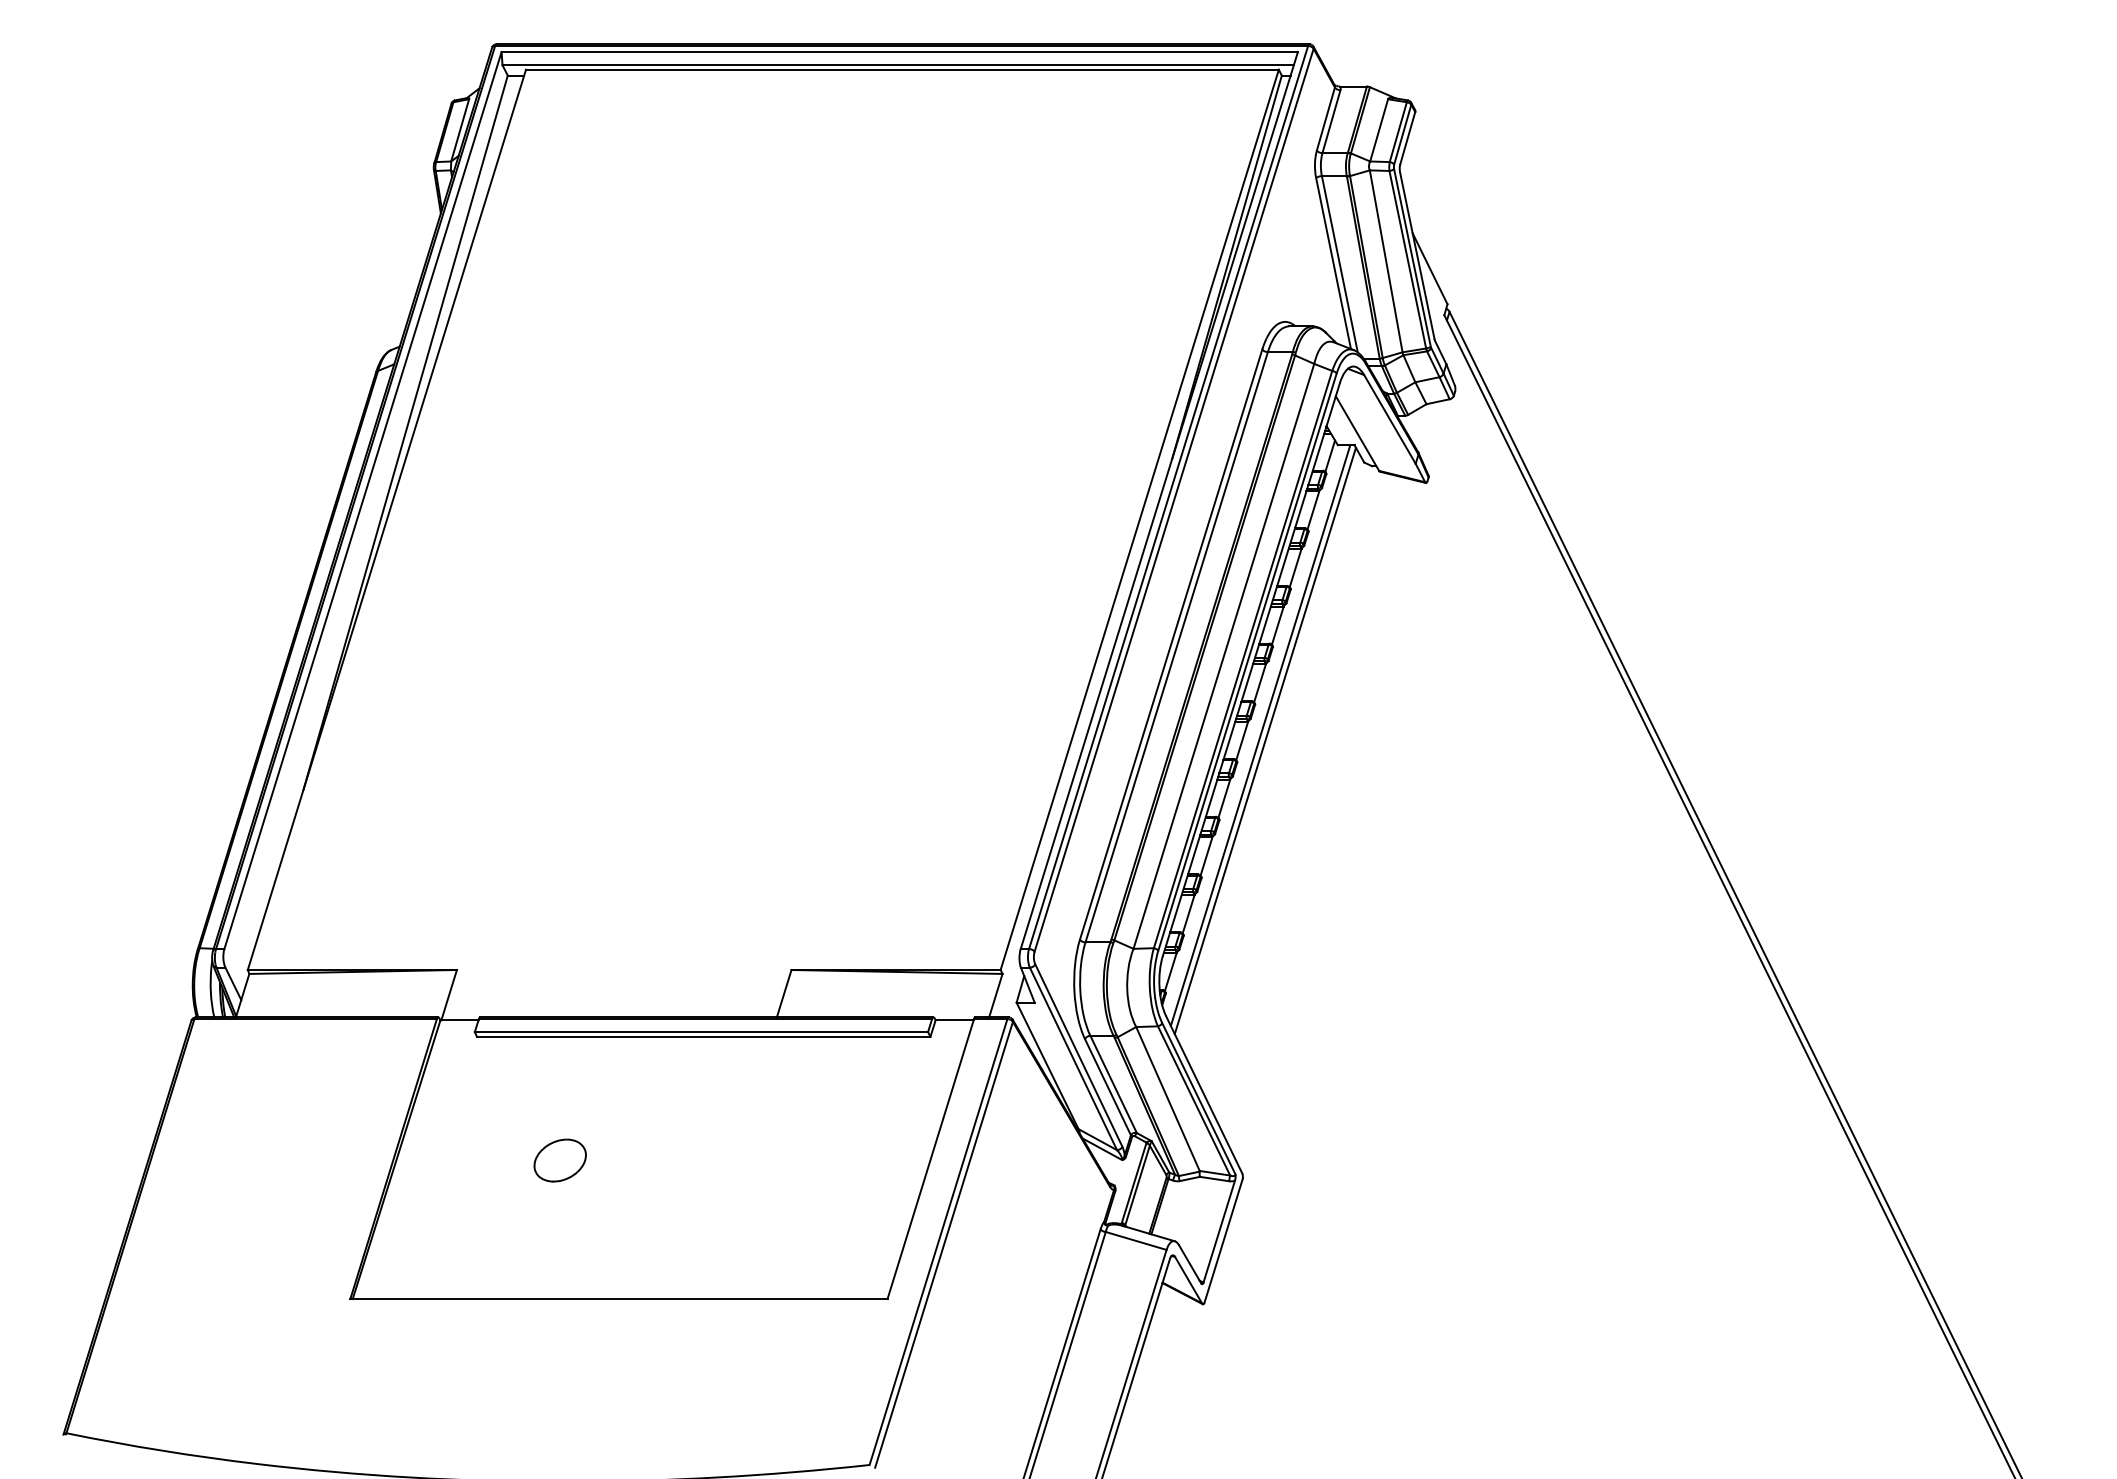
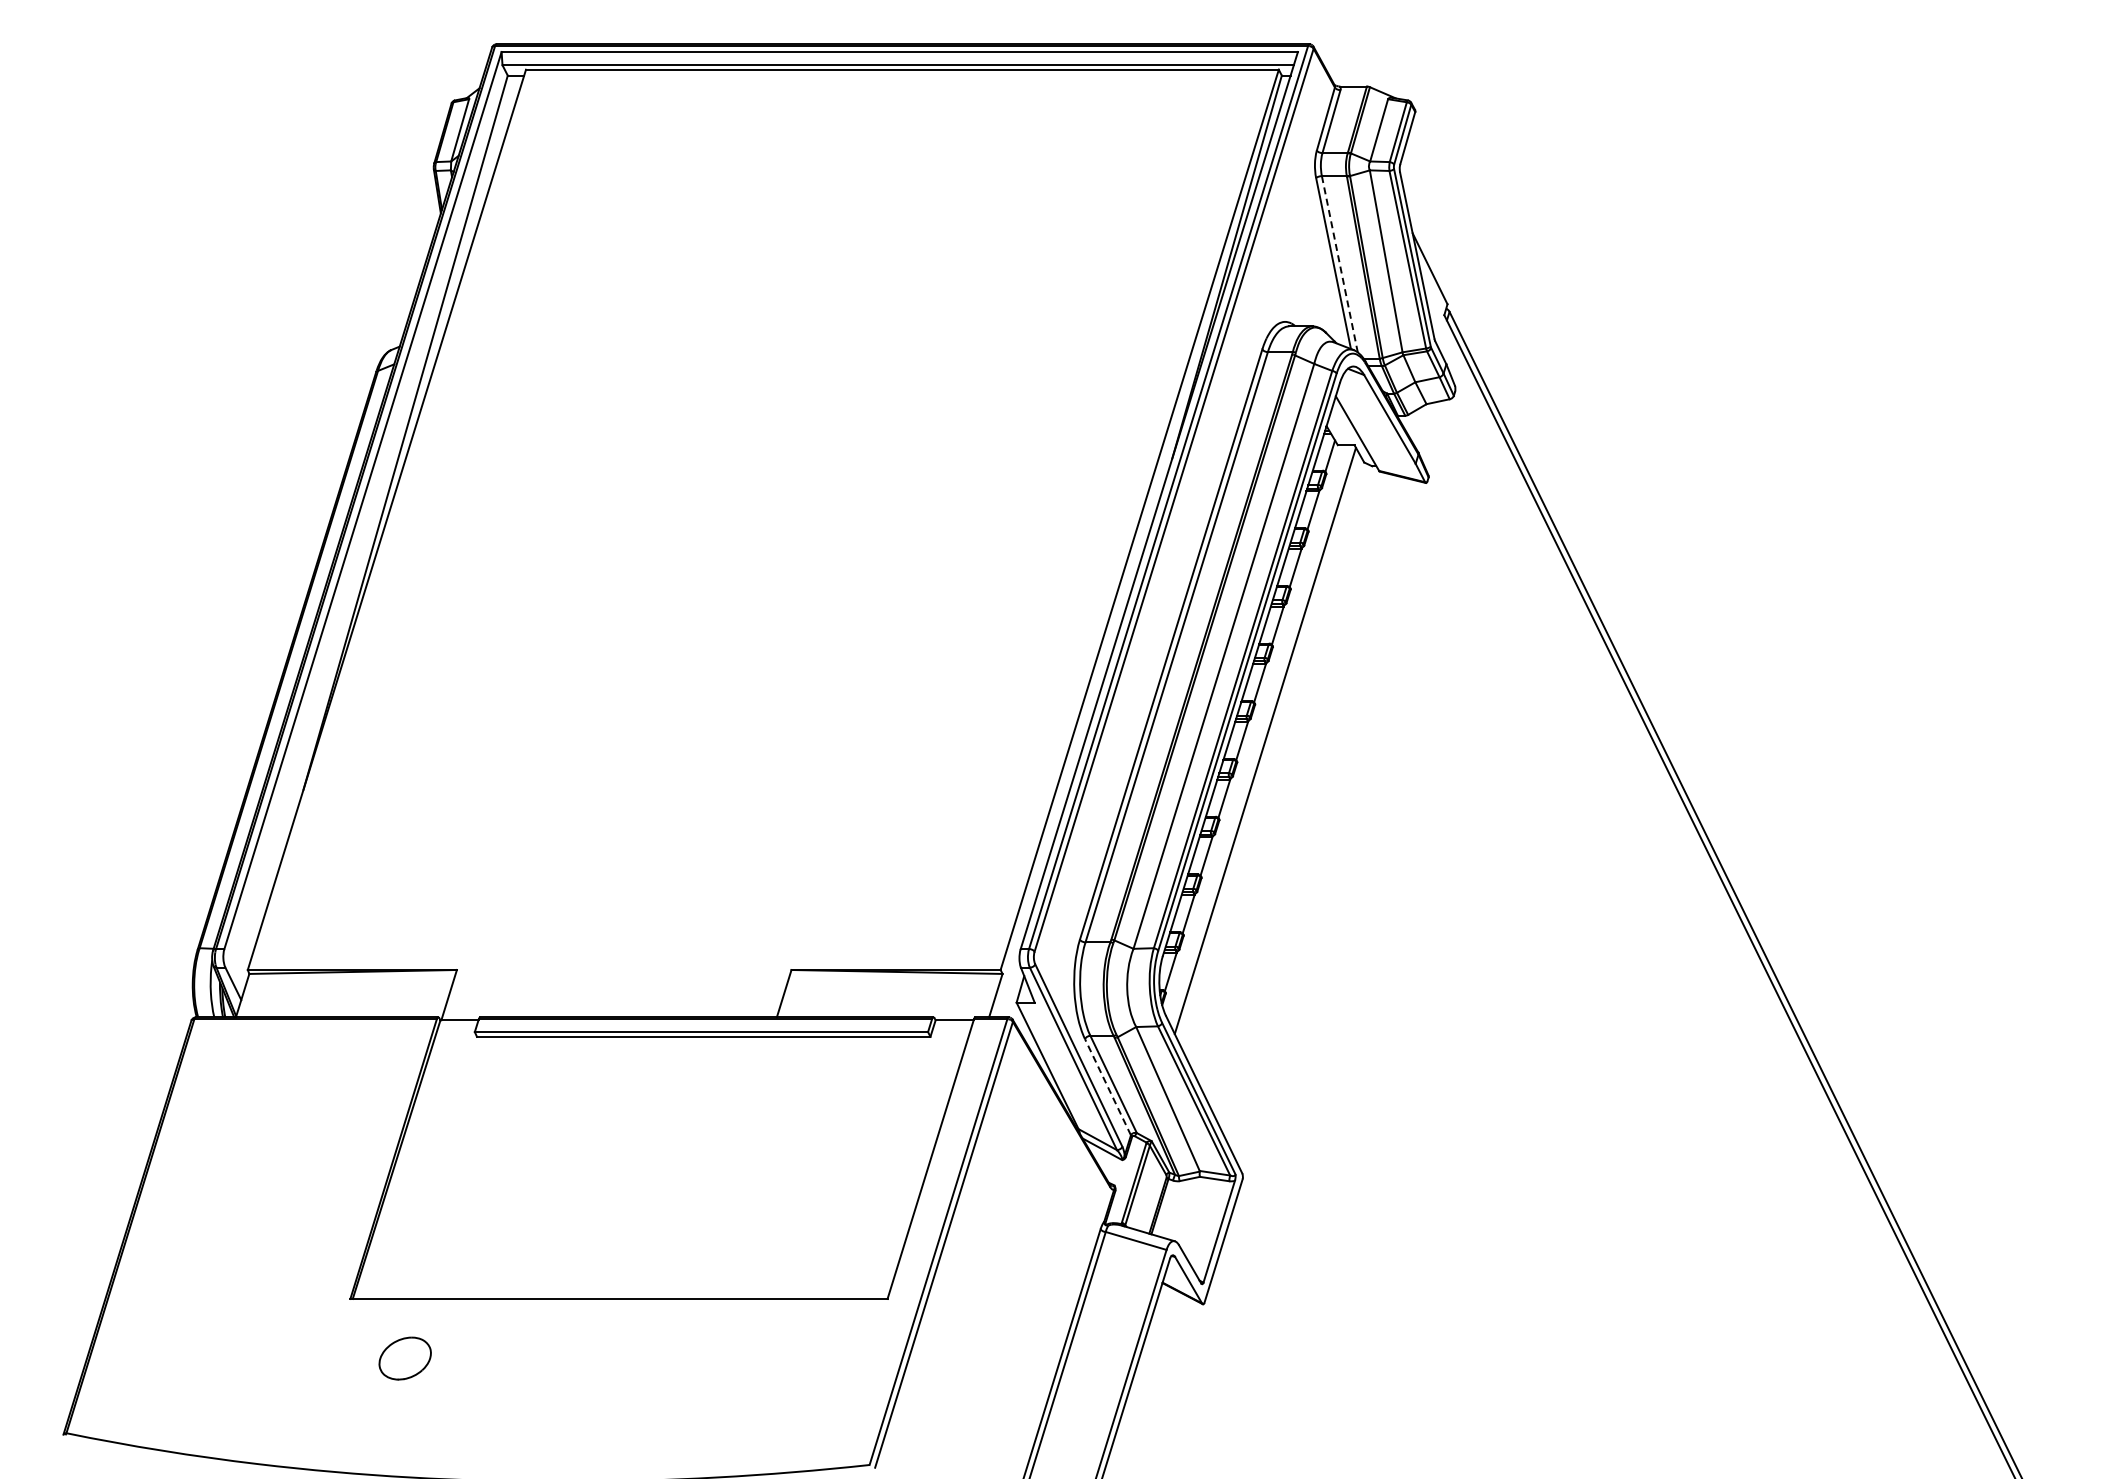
line: solid -> dashed (1339, 264)
line: present -> none (1260, 735)
line: solid -> dashed (1107, 1086)
part position: (559, 1160) -> (404, 1358) (404, 1358)
